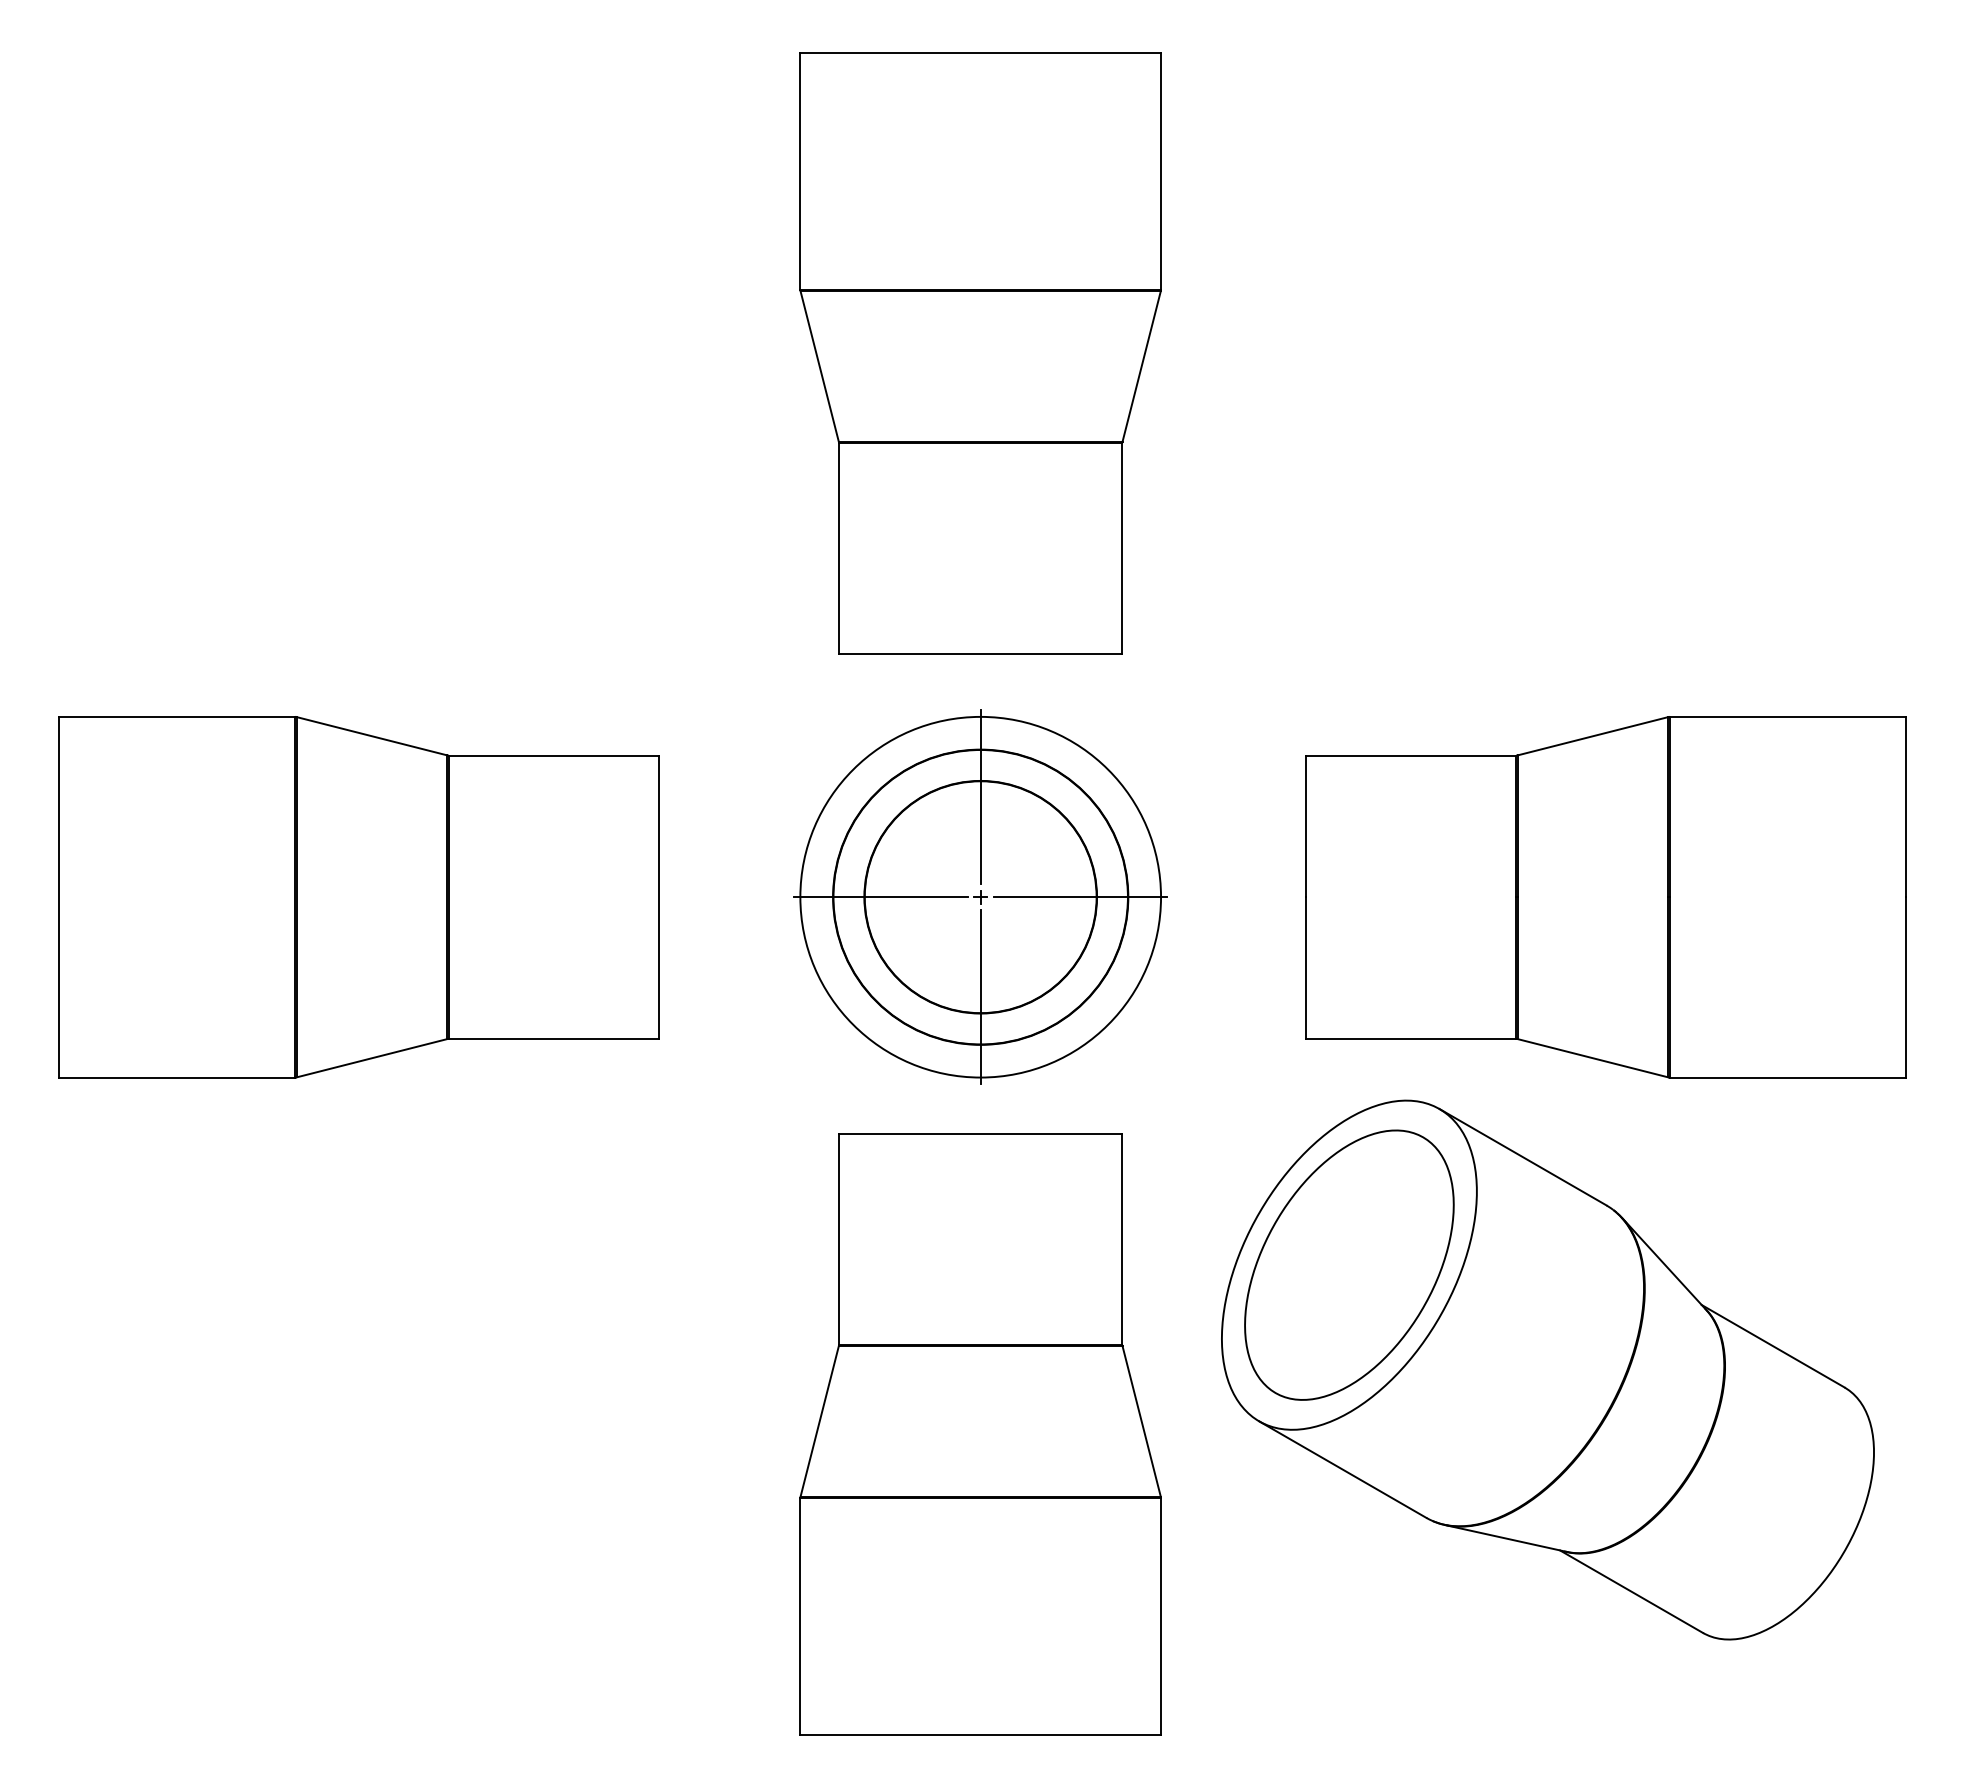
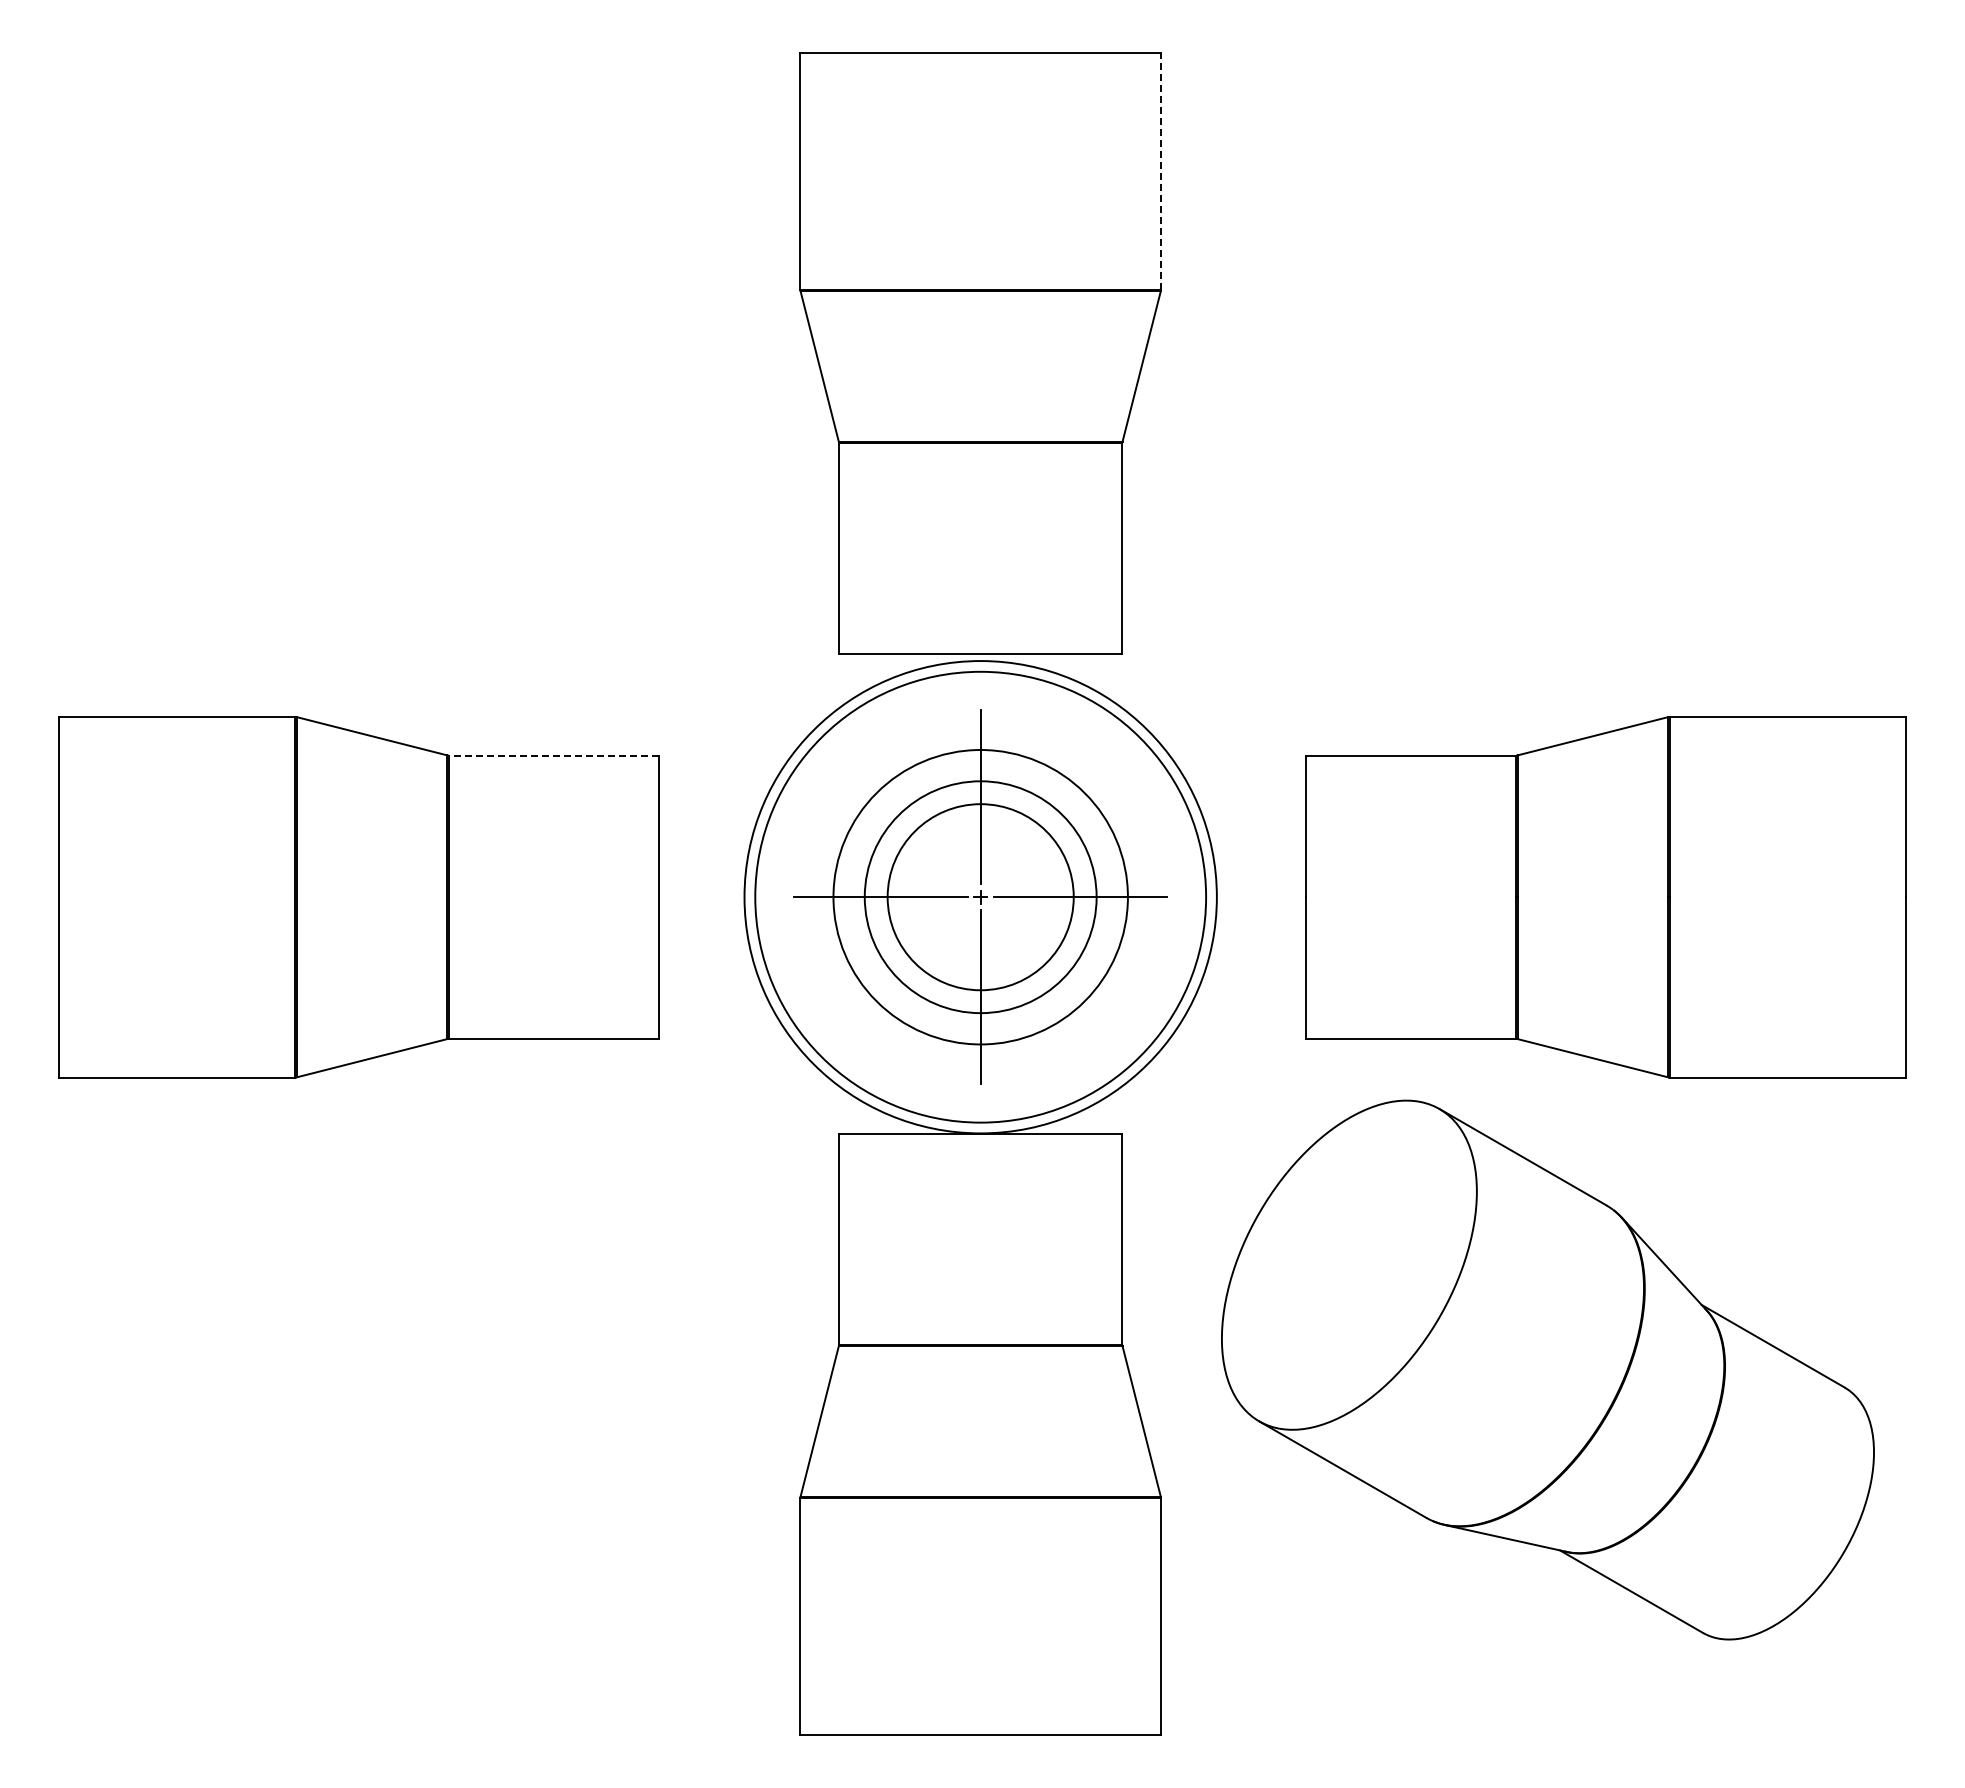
line: solid -> dashed (1161, 171)
line: solid -> dashed (553, 755)
circle diameter: 233 px -> 186 px (980, 897)
circle diameter: 295 px -> 472 px (980, 897)
circle diameter: 361 px -> 451 px (980, 896)
part: present -> none (1349, 1264)
